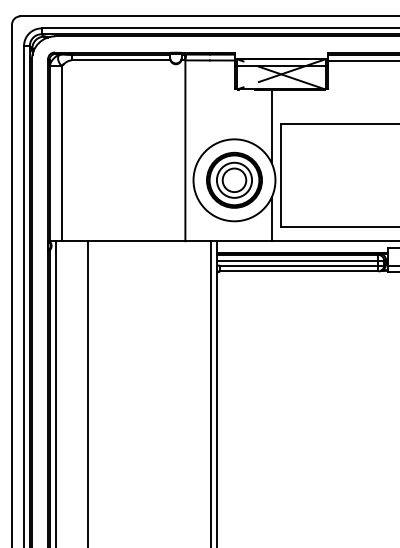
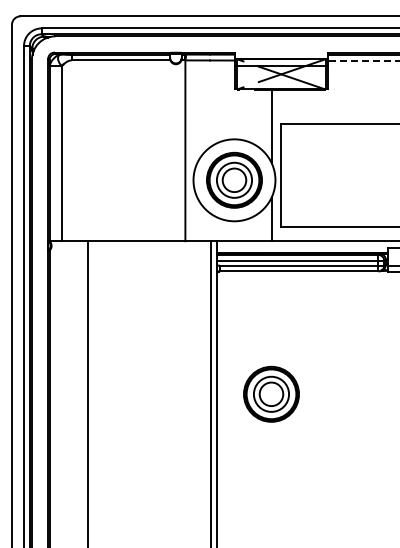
line: solid -> dashed (364, 60)
line: present -> none (55, 392)
part: none -> present (271, 393)
